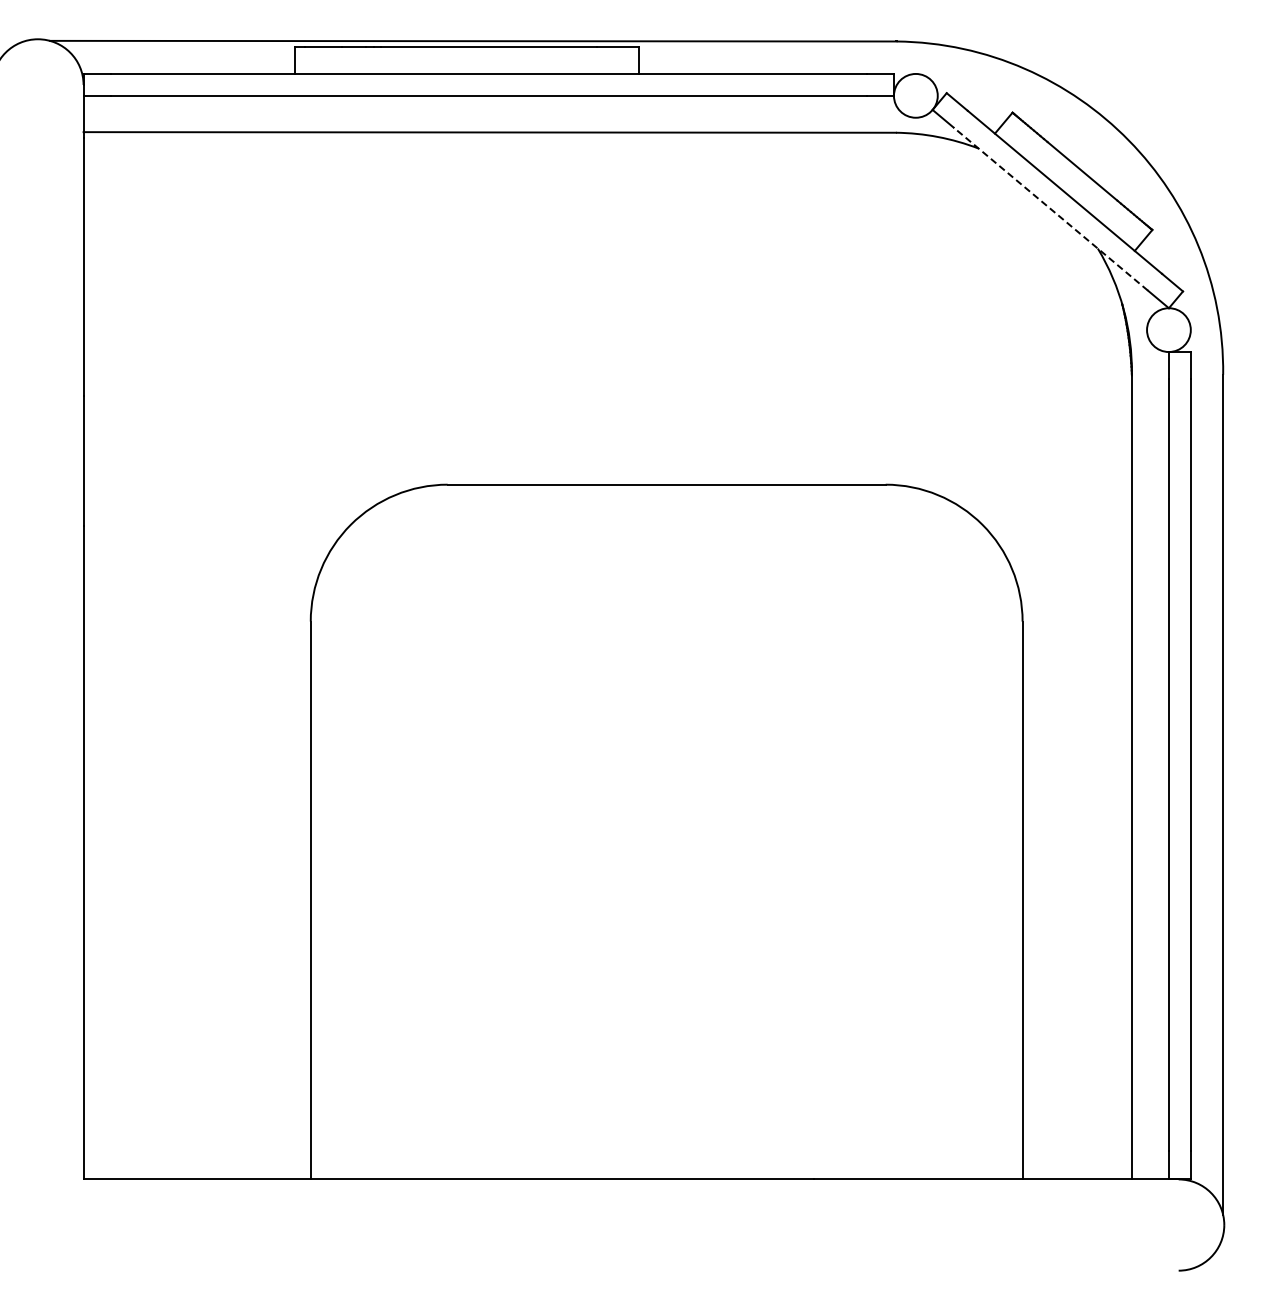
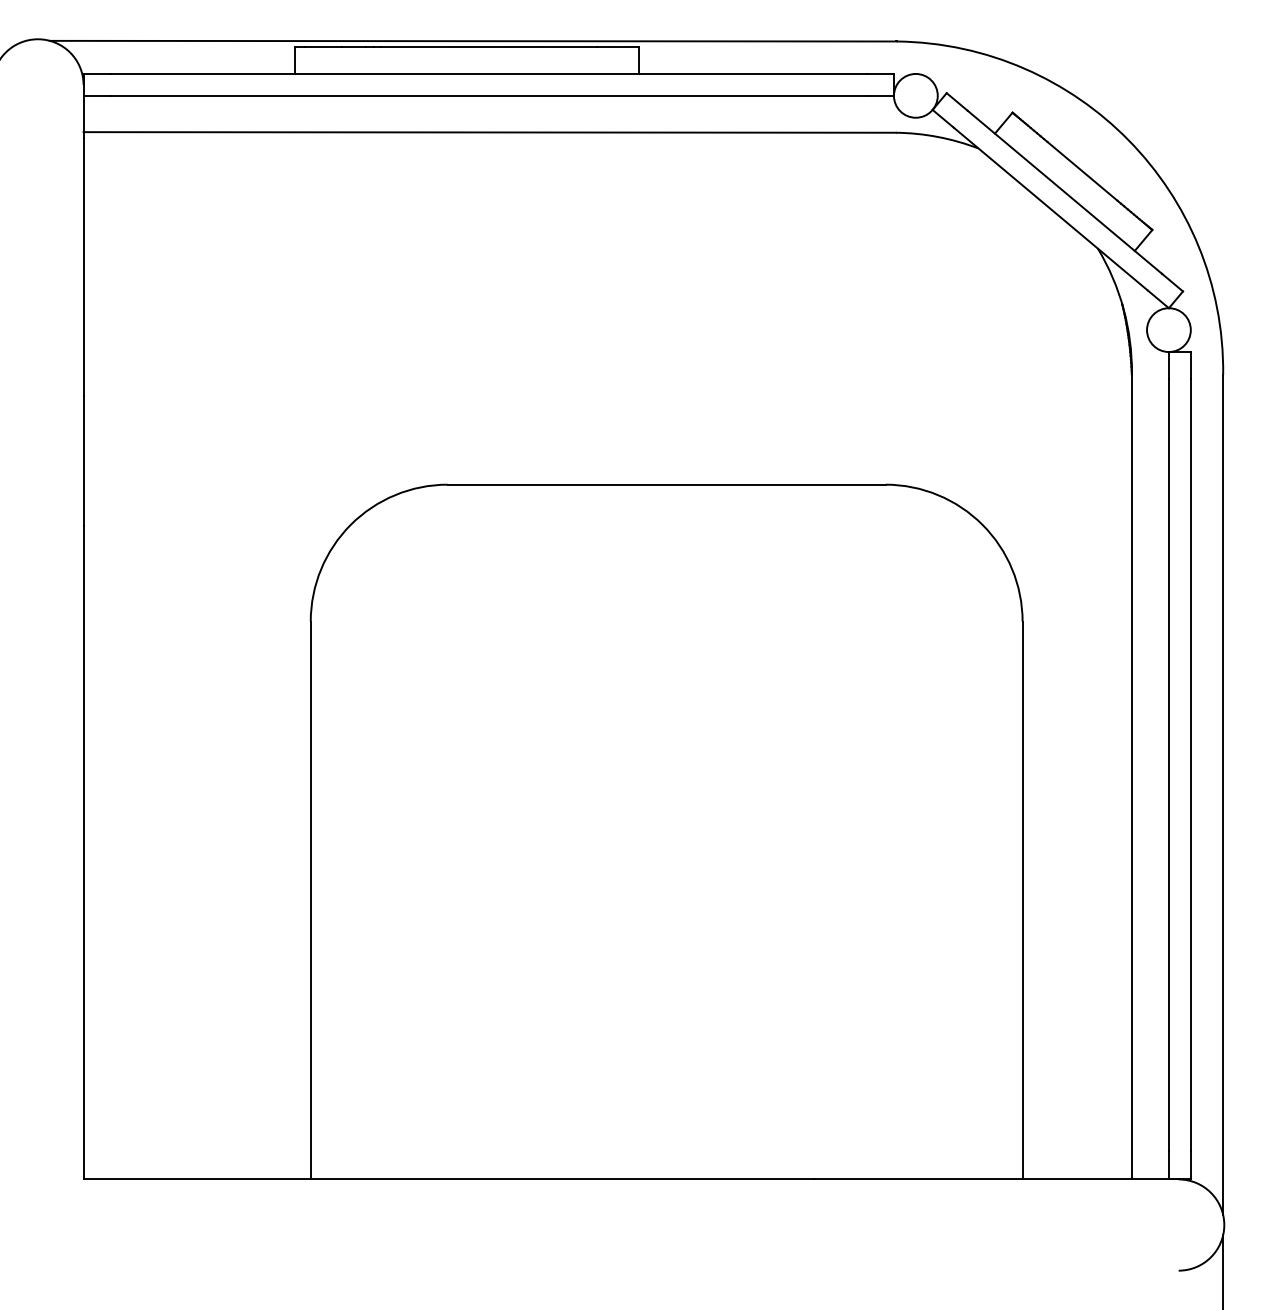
line: dashed -> solid (1050, 209)
line: none -> present (1223, 1270)
